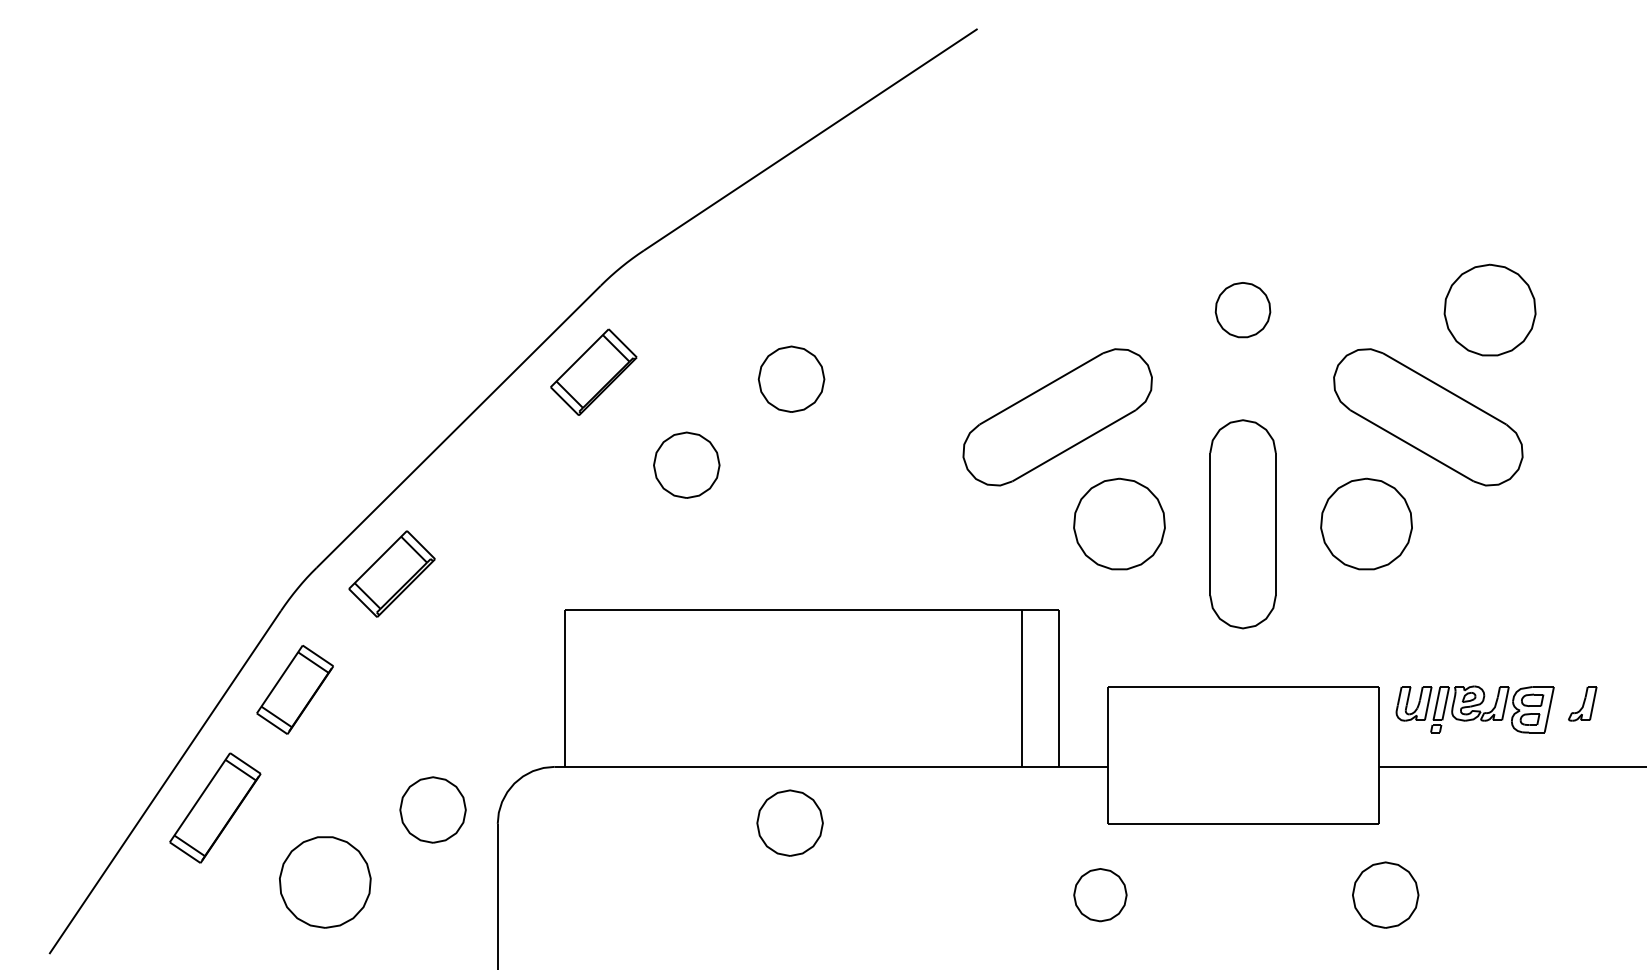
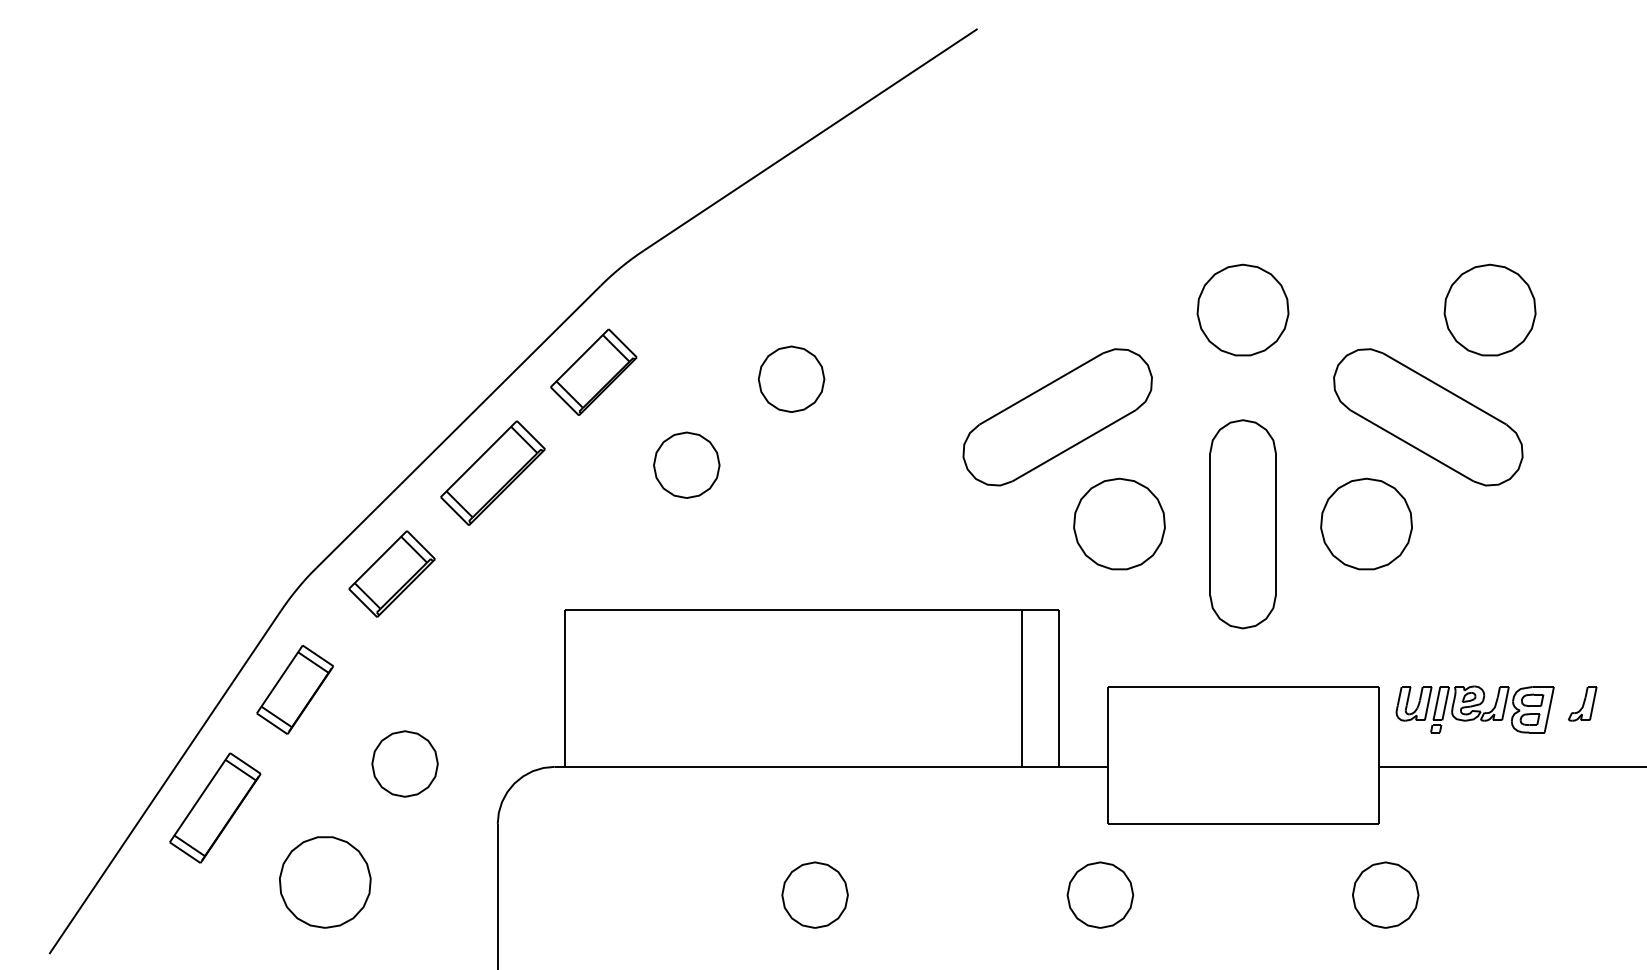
part size: 58x57 px -> 94x94 px (1242, 309)
part: none -> present (492, 472)
part position: (432, 809) -> (404, 763) (404, 763)
part position: (789, 822) -> (814, 894) (814, 894)
part size: 55x55 px -> 69x68 px (1100, 894)
